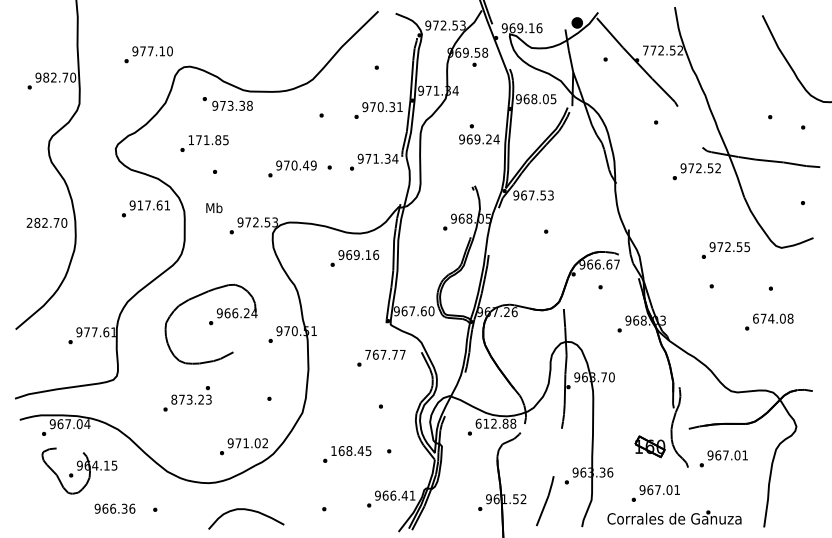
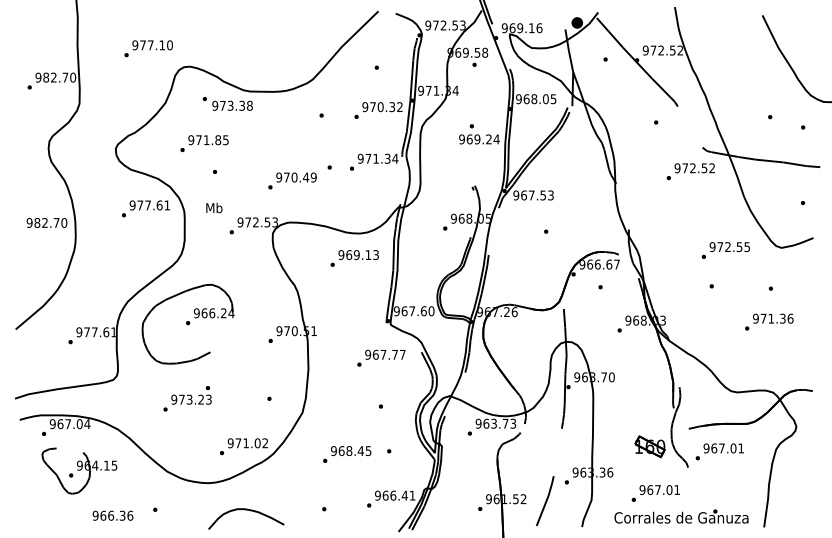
text: 772.52 -> 972.52 (645, 50)
text position: (148, 54) -> (148, 48) (148, 48)
text: 970.31 -> 970.32 (399, 106)
text: 171.85 -> 971.85 (191, 140)
text position: (292, 168) -> (292, 180) (292, 180)
text position: (696, 171) -> (690, 171) (690, 171)
text: 917.61 -> 977.61 (140, 205)
text: 282.70 -> 982.70 (29, 222)
text: 969.16 -> 969.13 (376, 254)
text: 674.08 -> 971.36 (773, 318)
part position: (210, 323) -> (187, 323) (187, 323)
text: 767.77 -> 967.77 (368, 354)
text: 873.23 -> 973.23 (174, 399)
text: 612.88 -> 963.73 (495, 423)
text: 168.45 -> 968.45 (333, 451)
text position: (723, 458) -> (719, 451) (719, 451)
text position: (114, 508) -> (112, 515) (112, 515)
text position: (674, 517) -> (681, 516) (681, 516)
